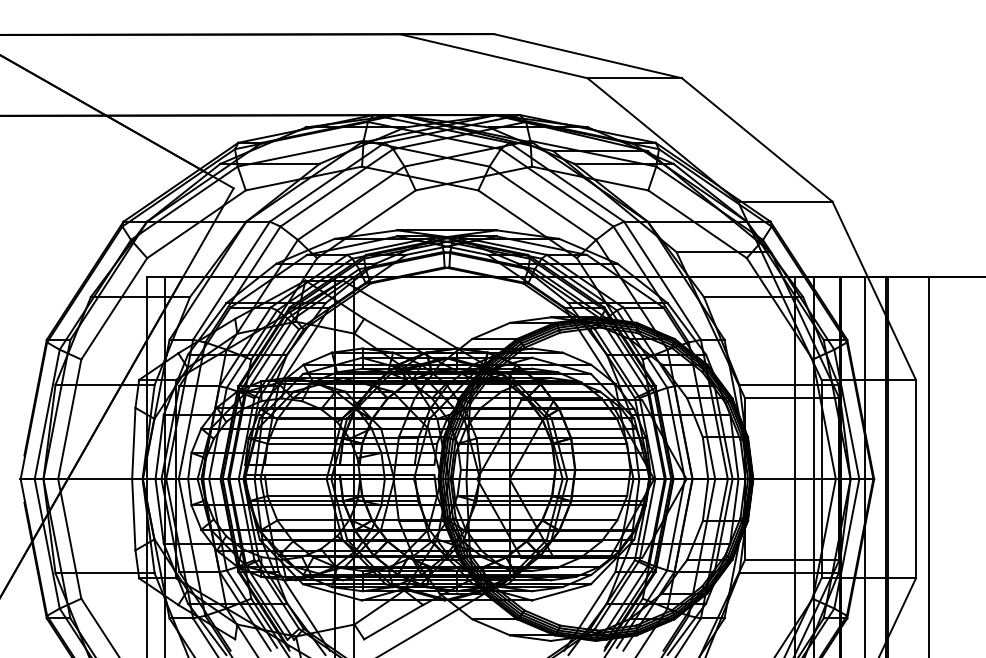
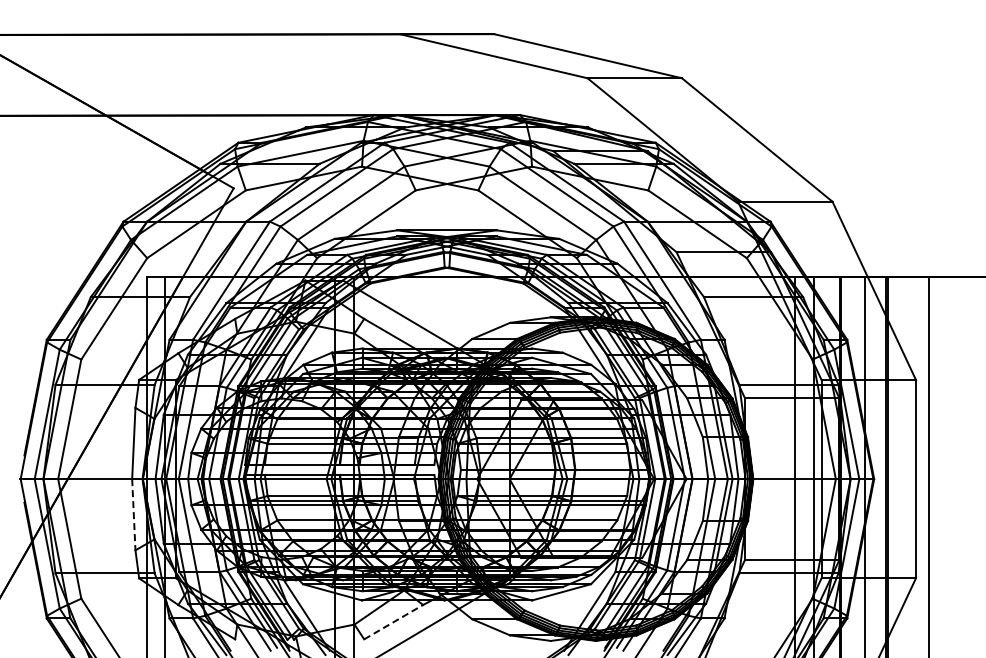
line: solid -> dashed (133, 514)
line: solid -> dashed (394, 621)
